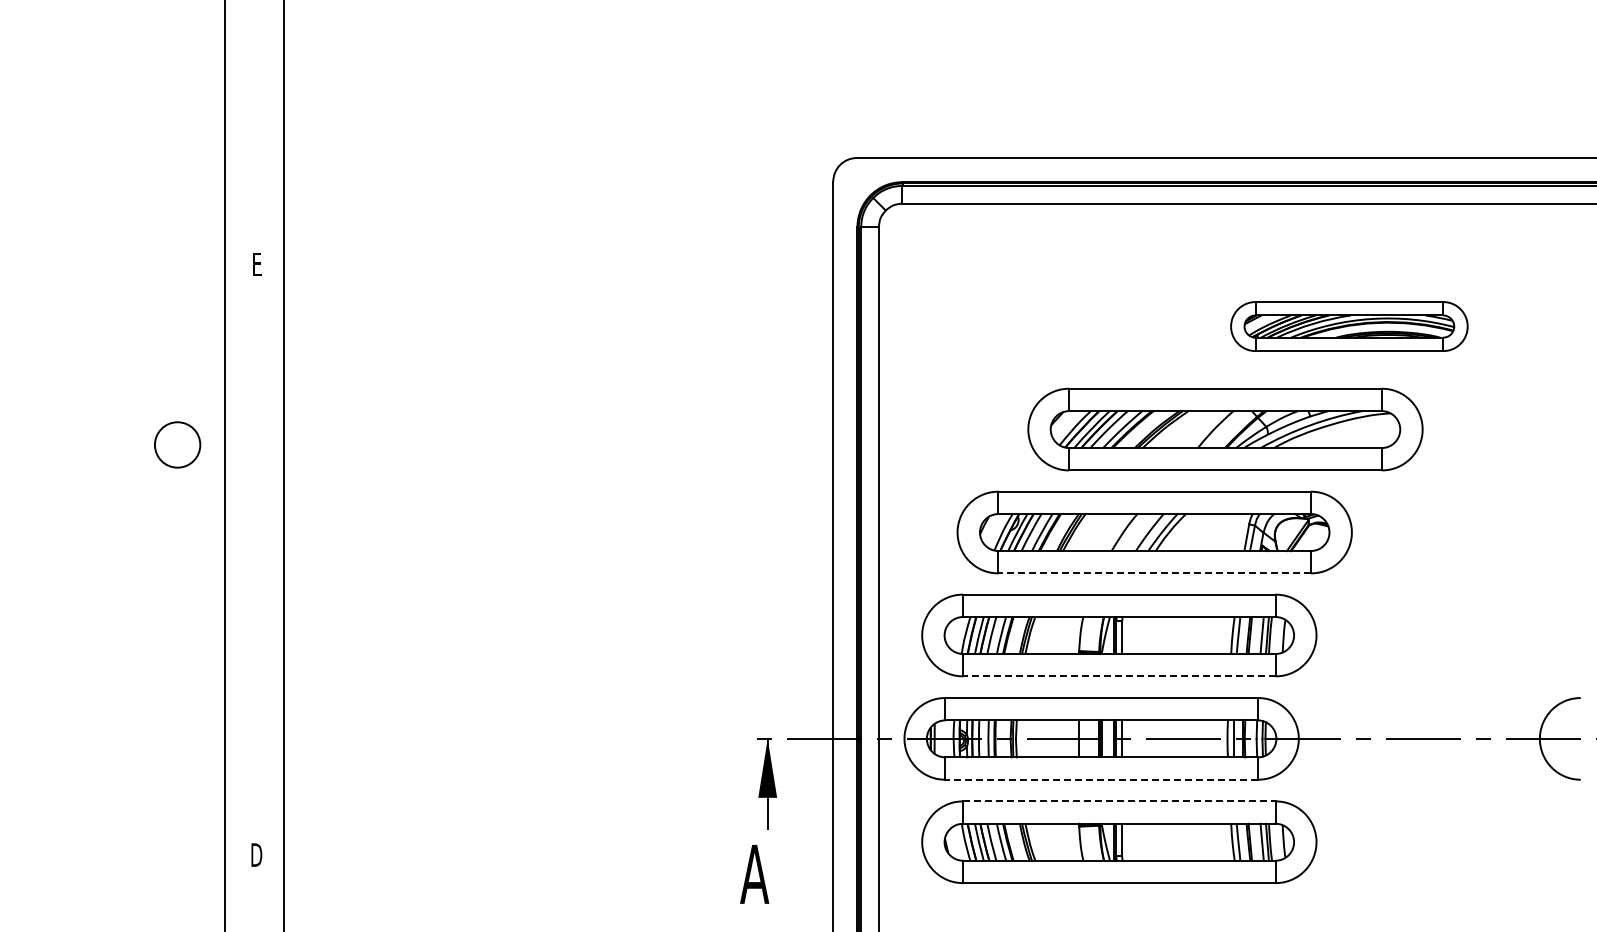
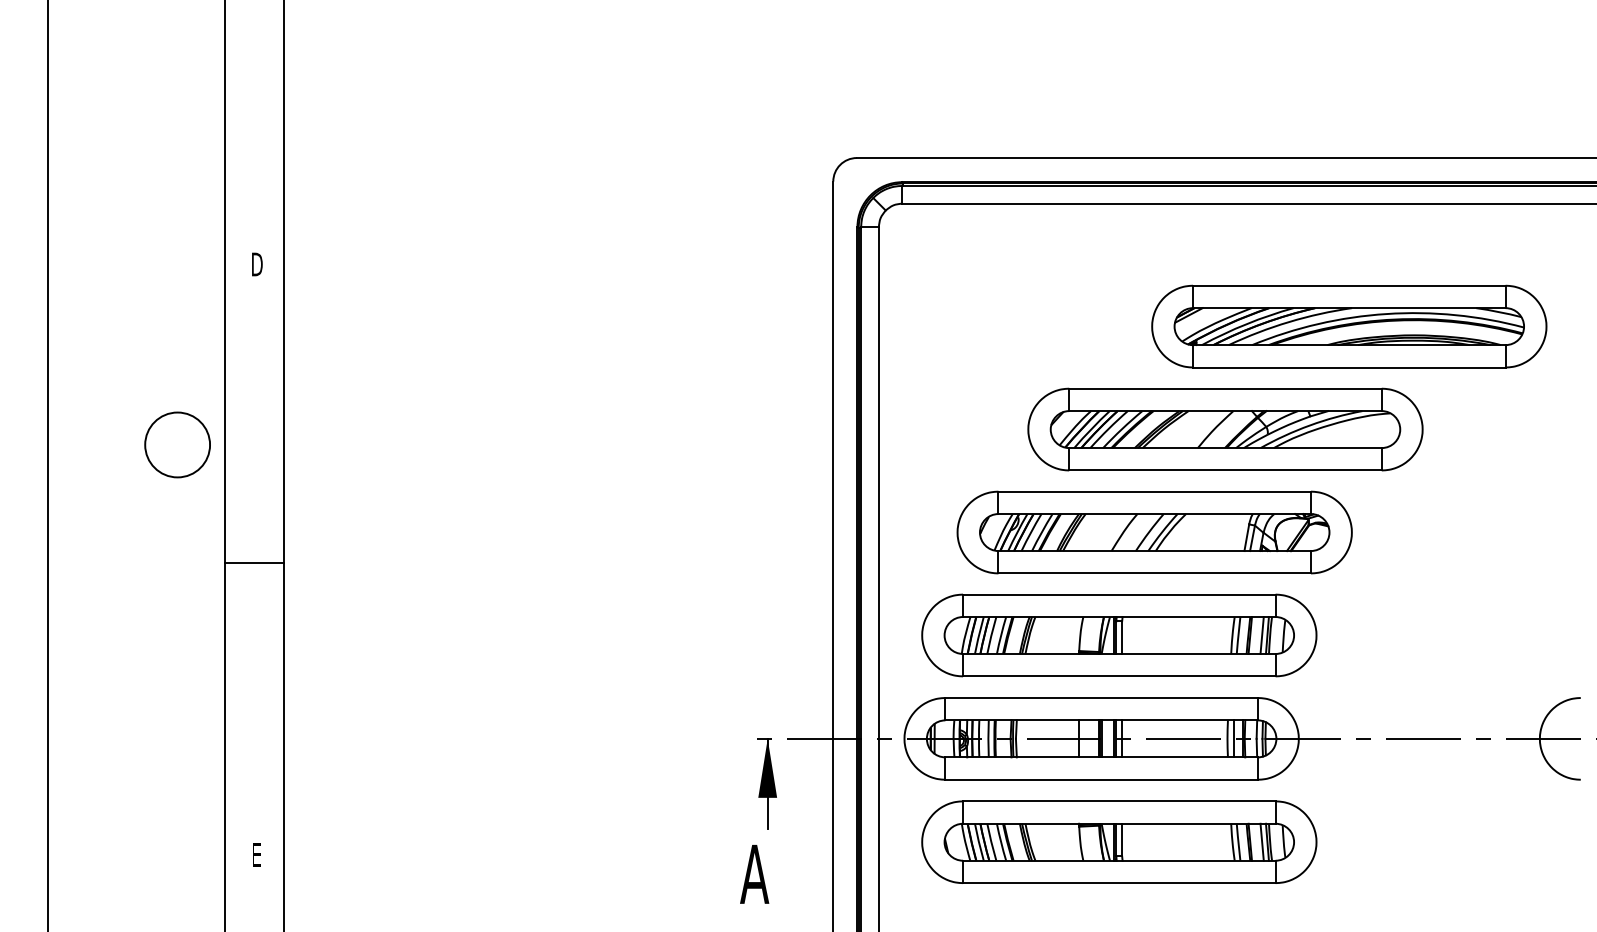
text: E -> D (257, 264)
part size: 239x51 px -> 397x85 px (1349, 326)
circle diameter: 45 px -> 65 px (177, 444)
line: none -> present (47, 465)
line: none -> present (253, 562)
line: dashed -> solid (1154, 573)
line: dashed -> solid (1118, 676)
line: dashed -> solid (1101, 779)
line: dashed -> solid (1119, 801)
text: D -> E (256, 854)
